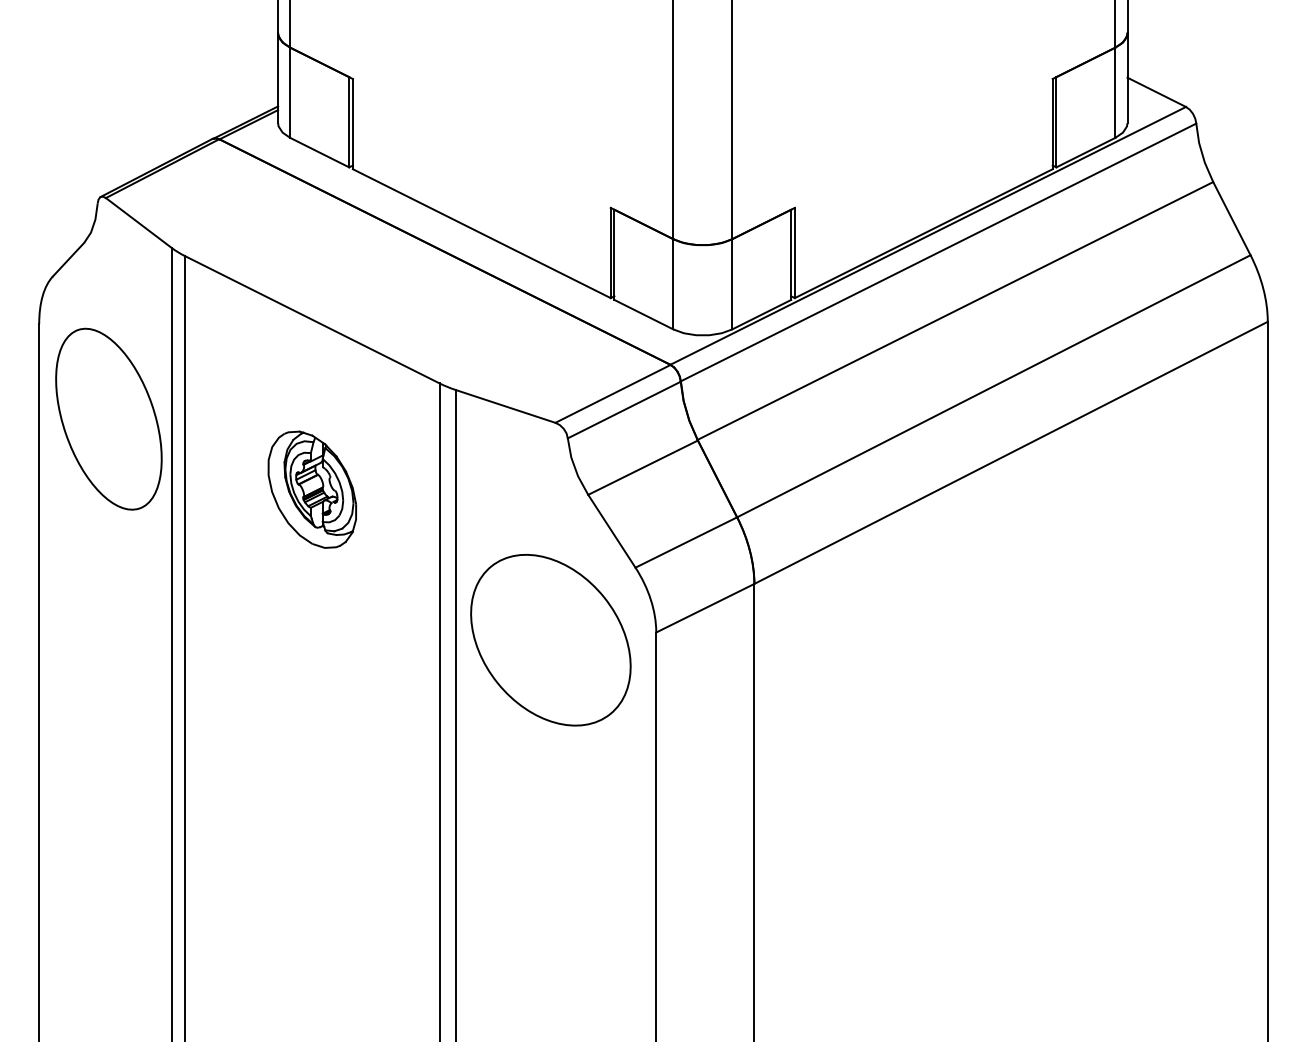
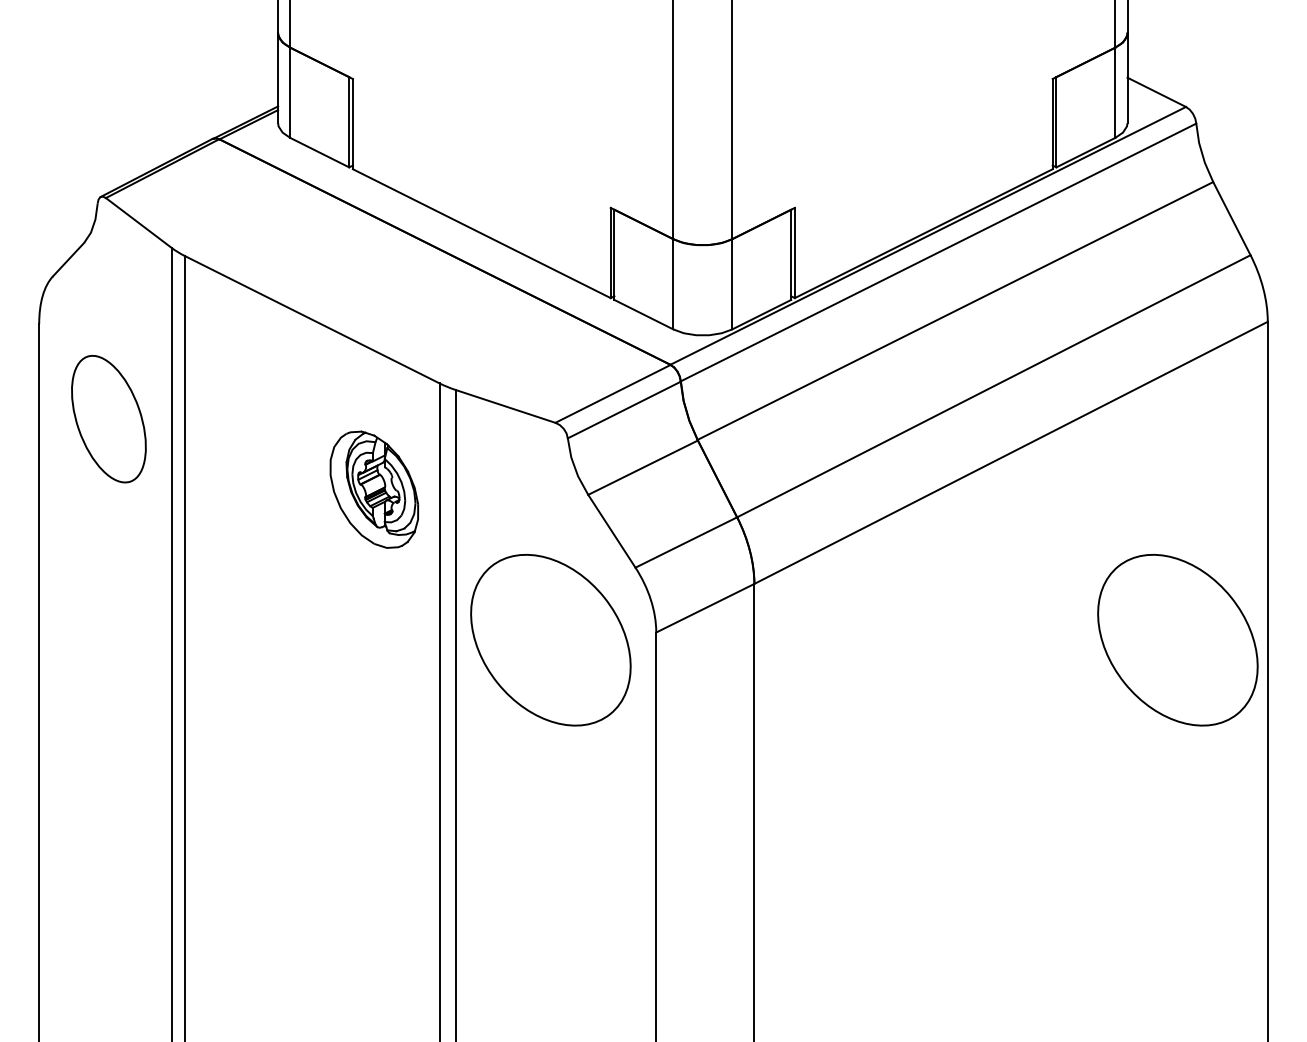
part size: 108x184 px -> 76x130 px (108, 418)
part position: (312, 489) -> (374, 489) (374, 489)
part: none -> present (1177, 639)
